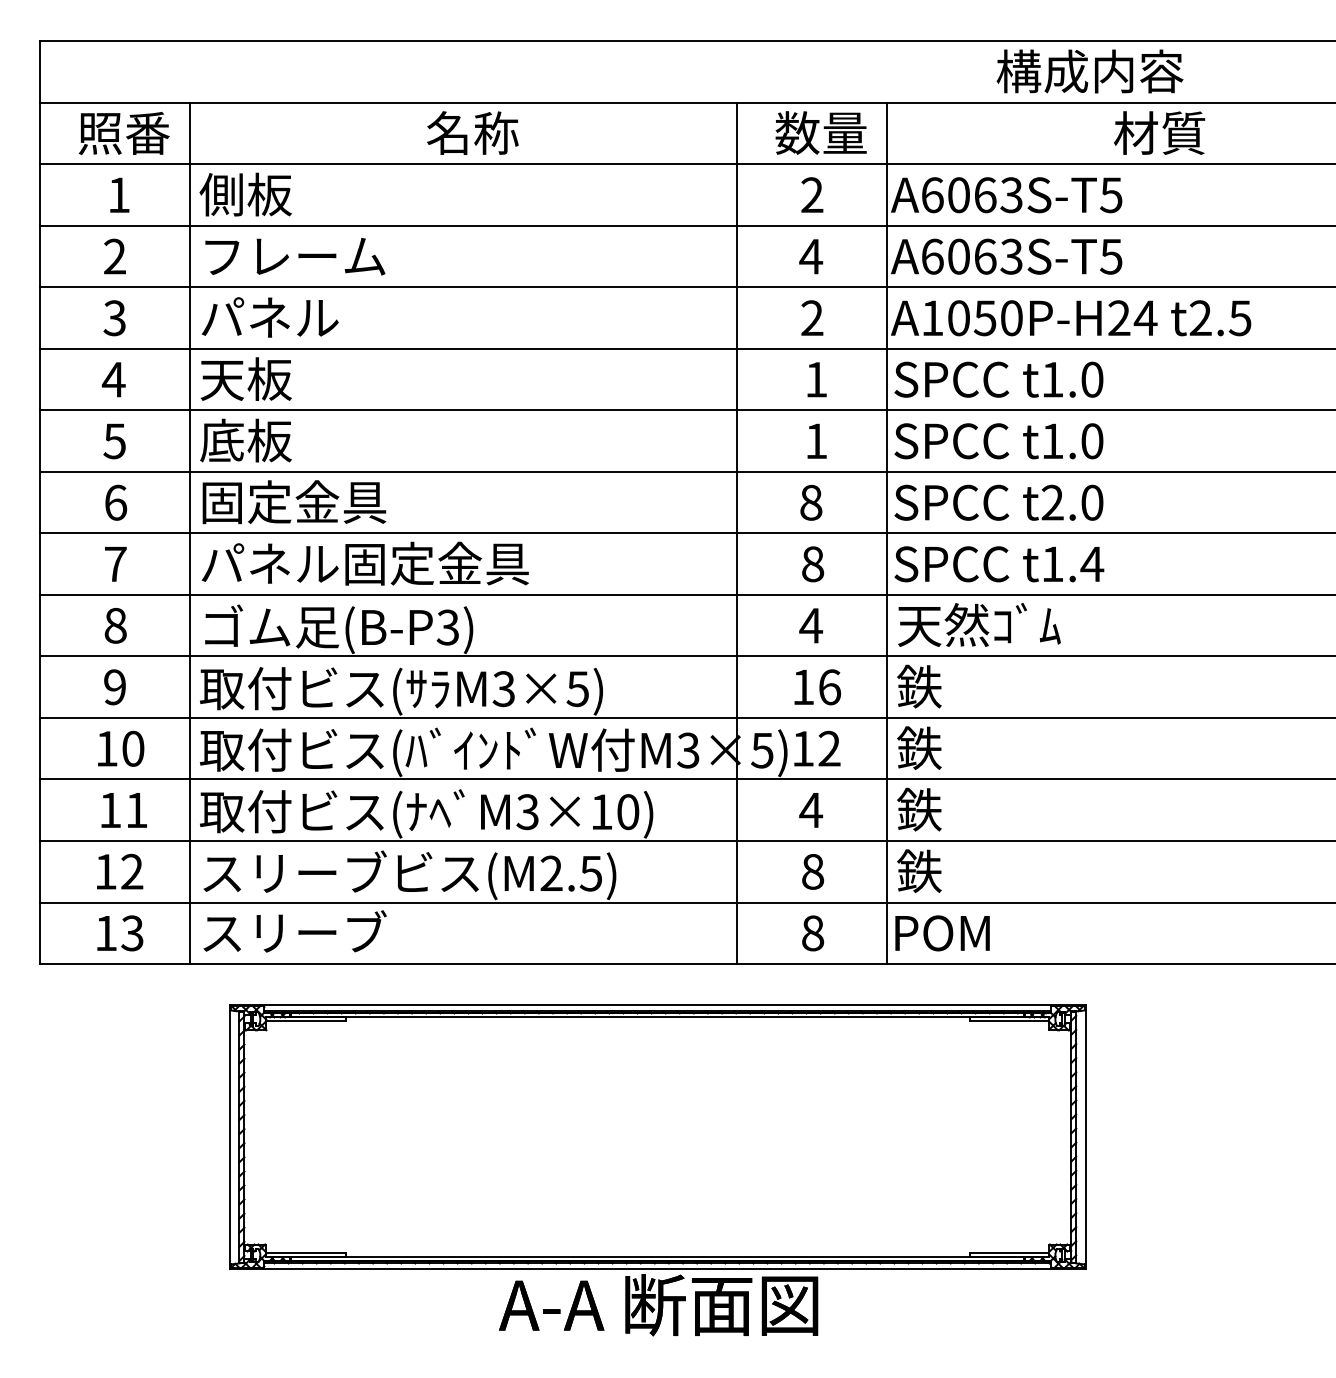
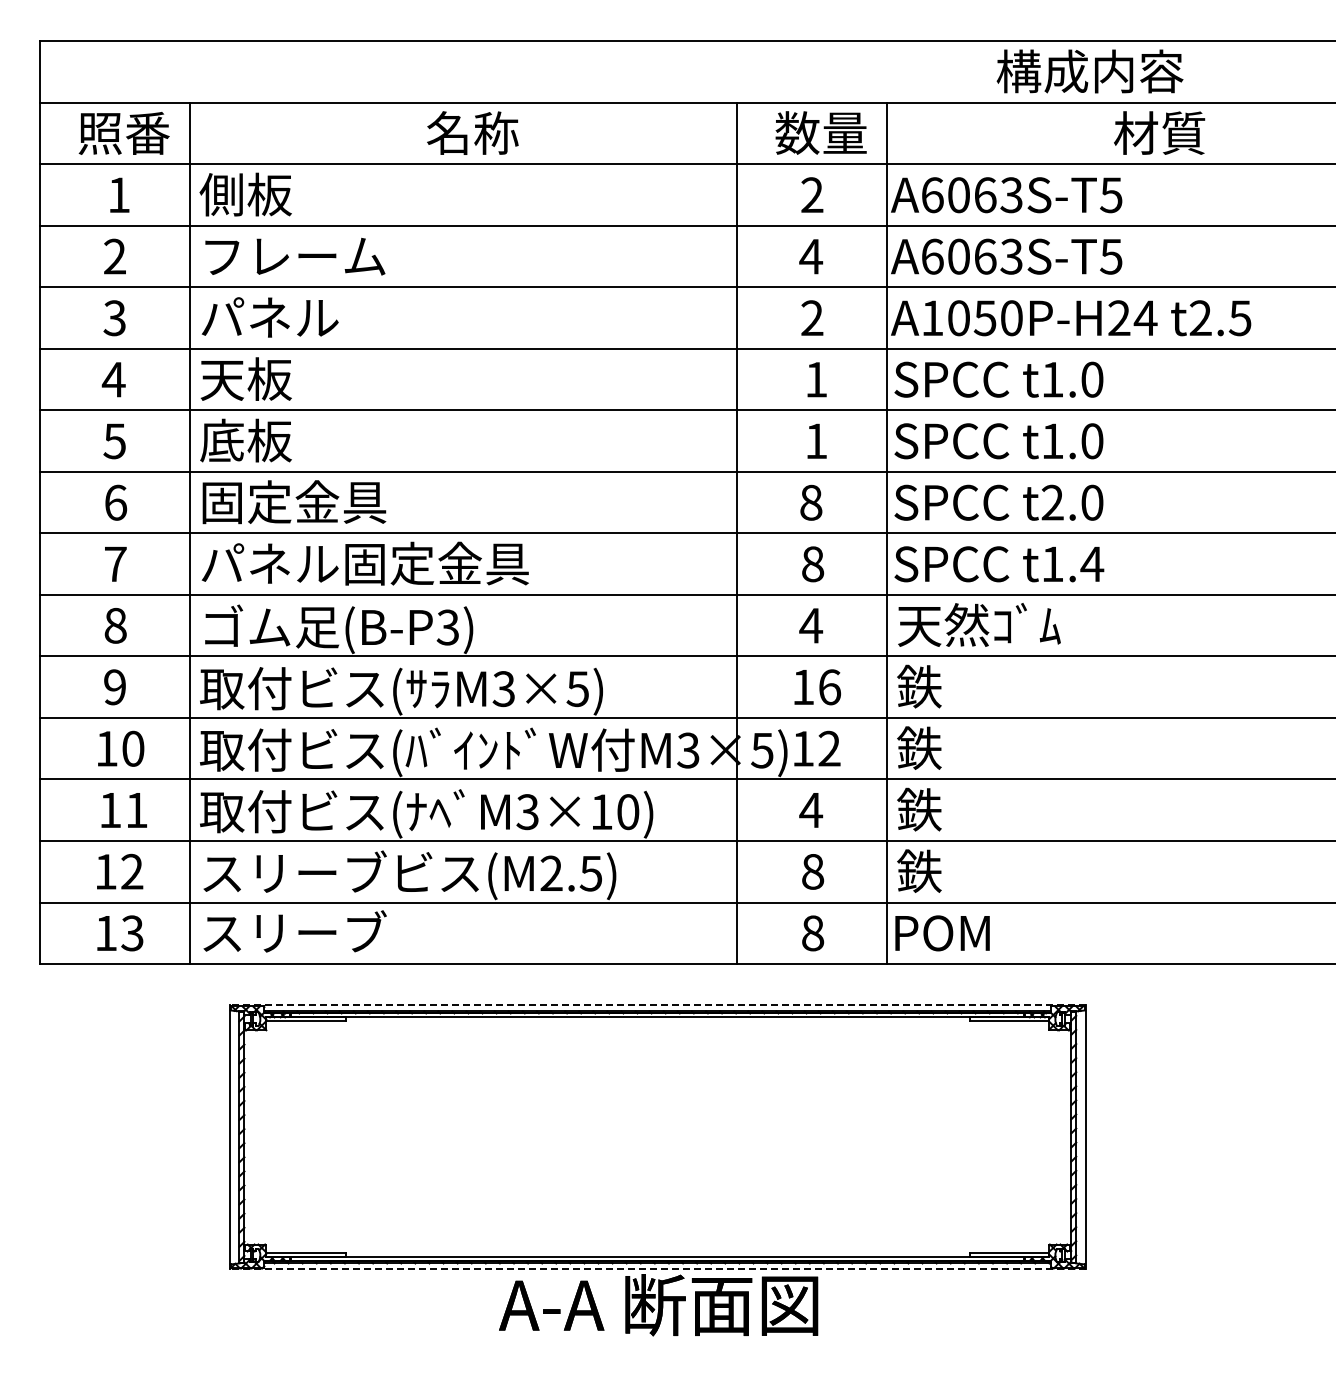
line: solid -> dashed (657, 1005)
line: solid -> dashed (657, 1269)
